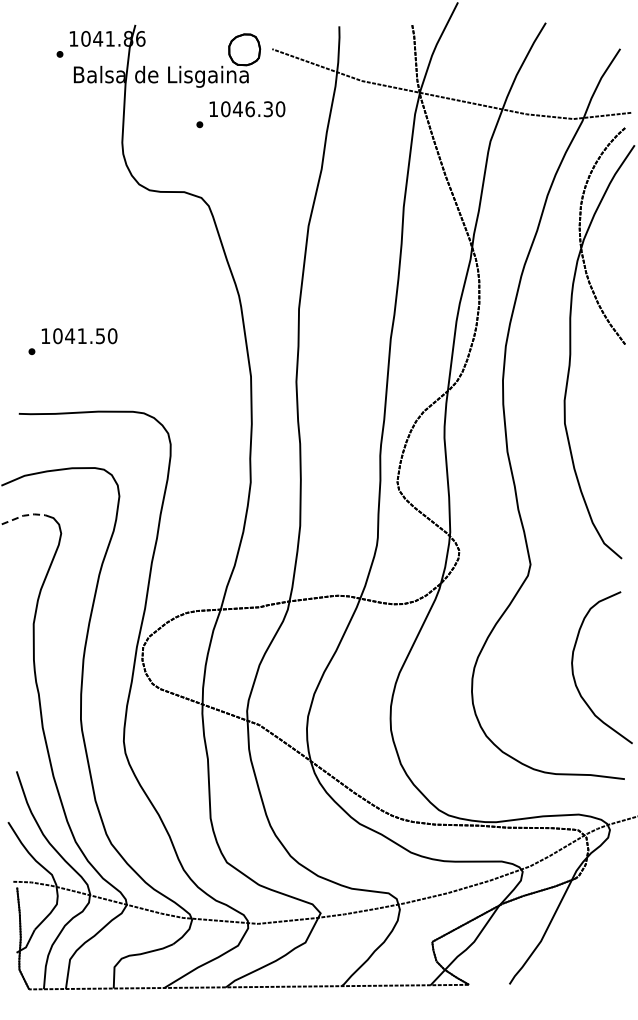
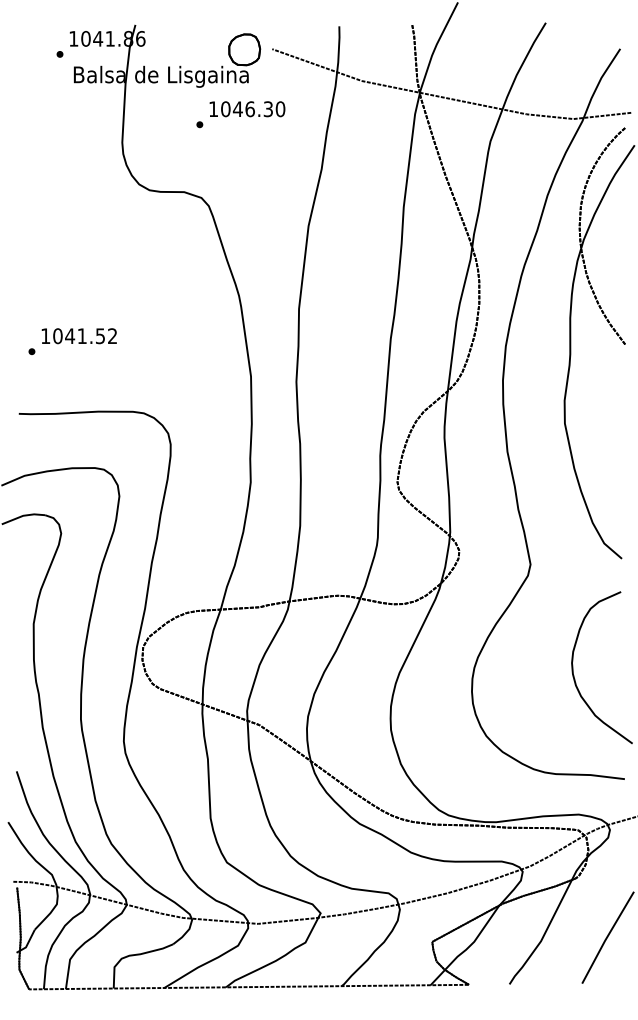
text: 1041.50 -> 1041.52 (112, 336)
line: dashed -> solid (23, 515)
line: none -> present (607, 937)
